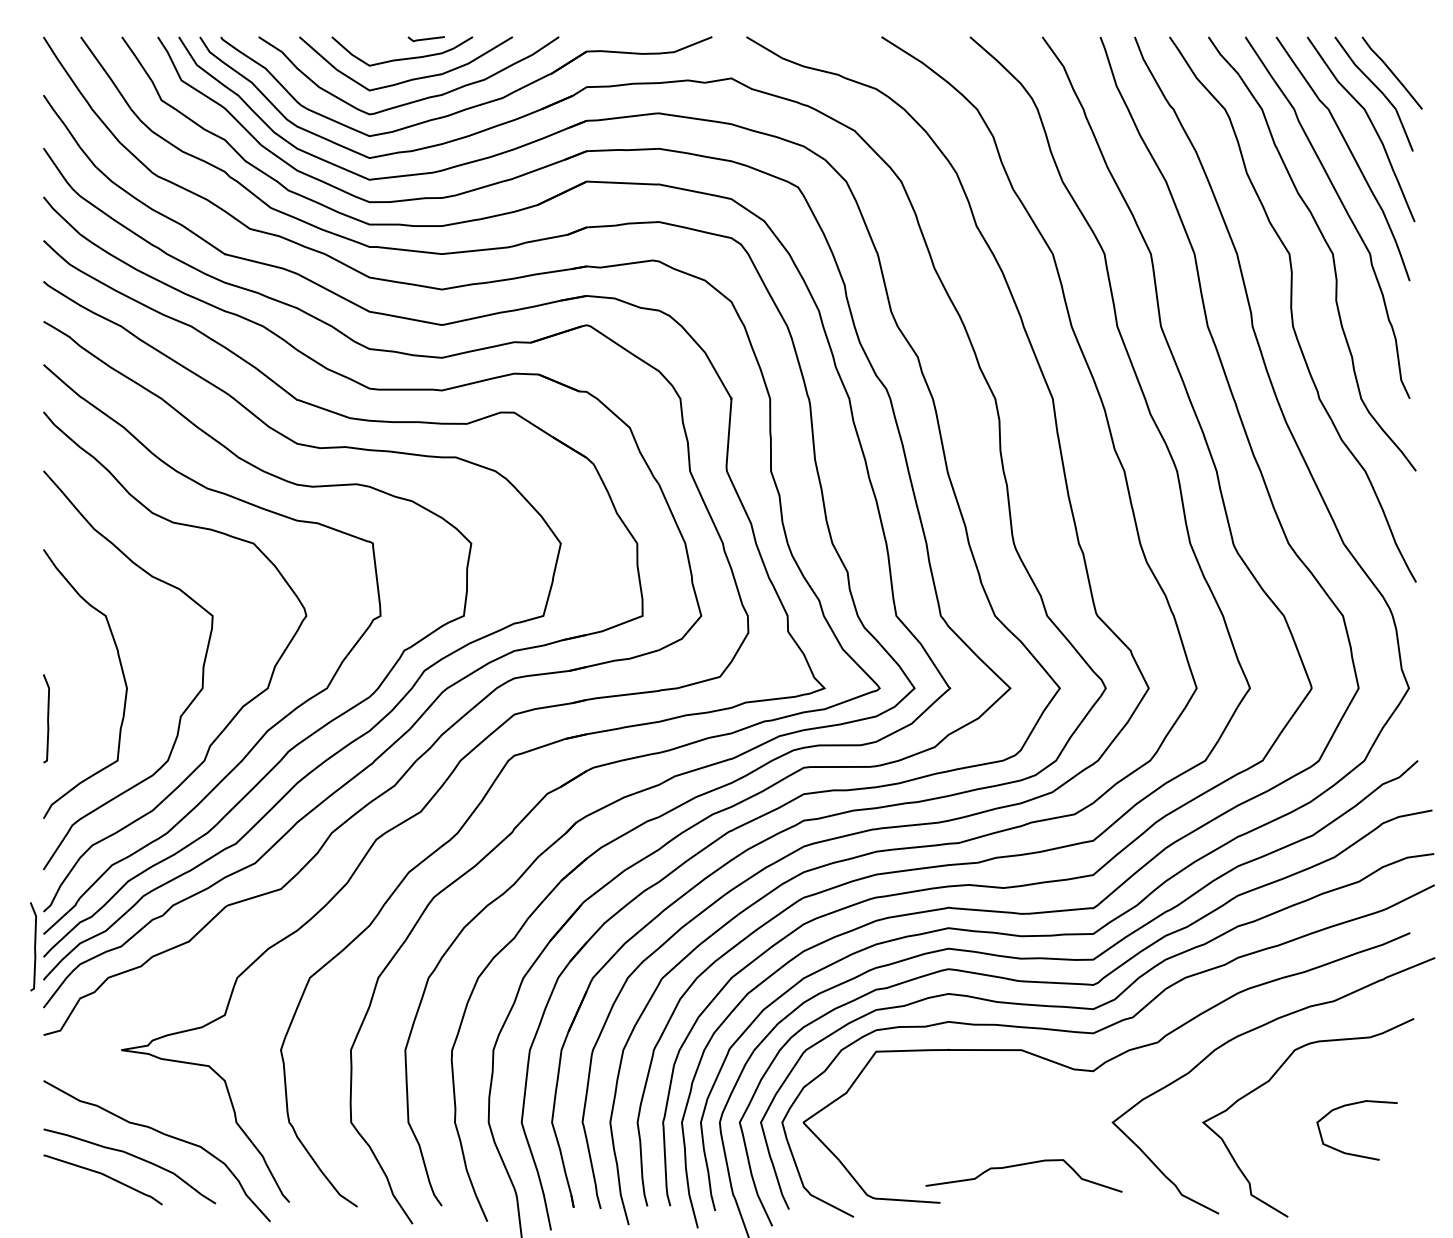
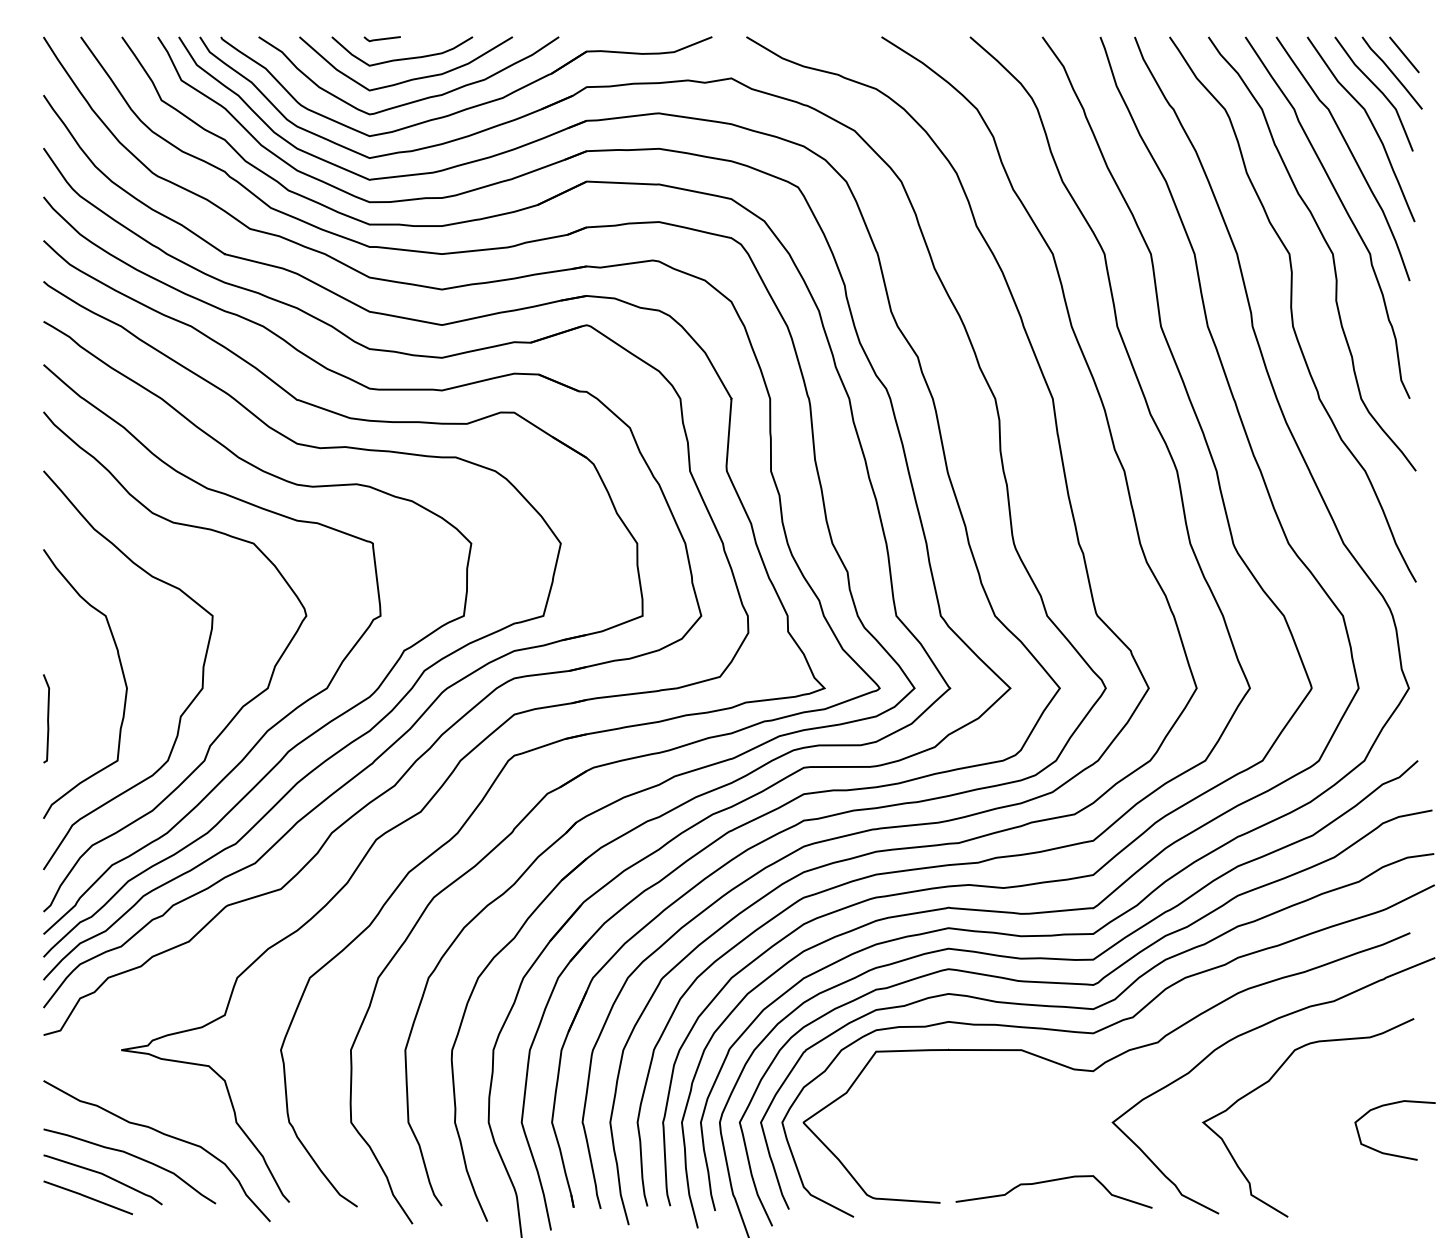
line position: (425, 39) -> (381, 39) (381, 39)
line: none -> present (1404, 54)
curve: present -> none (34, 946)
curve position: (1352, 1153) -> (1390, 1153) (1390, 1153)
curve position: (1023, 1165) -> (1053, 1181) (1053, 1181)
line: none -> present (88, 1197)
